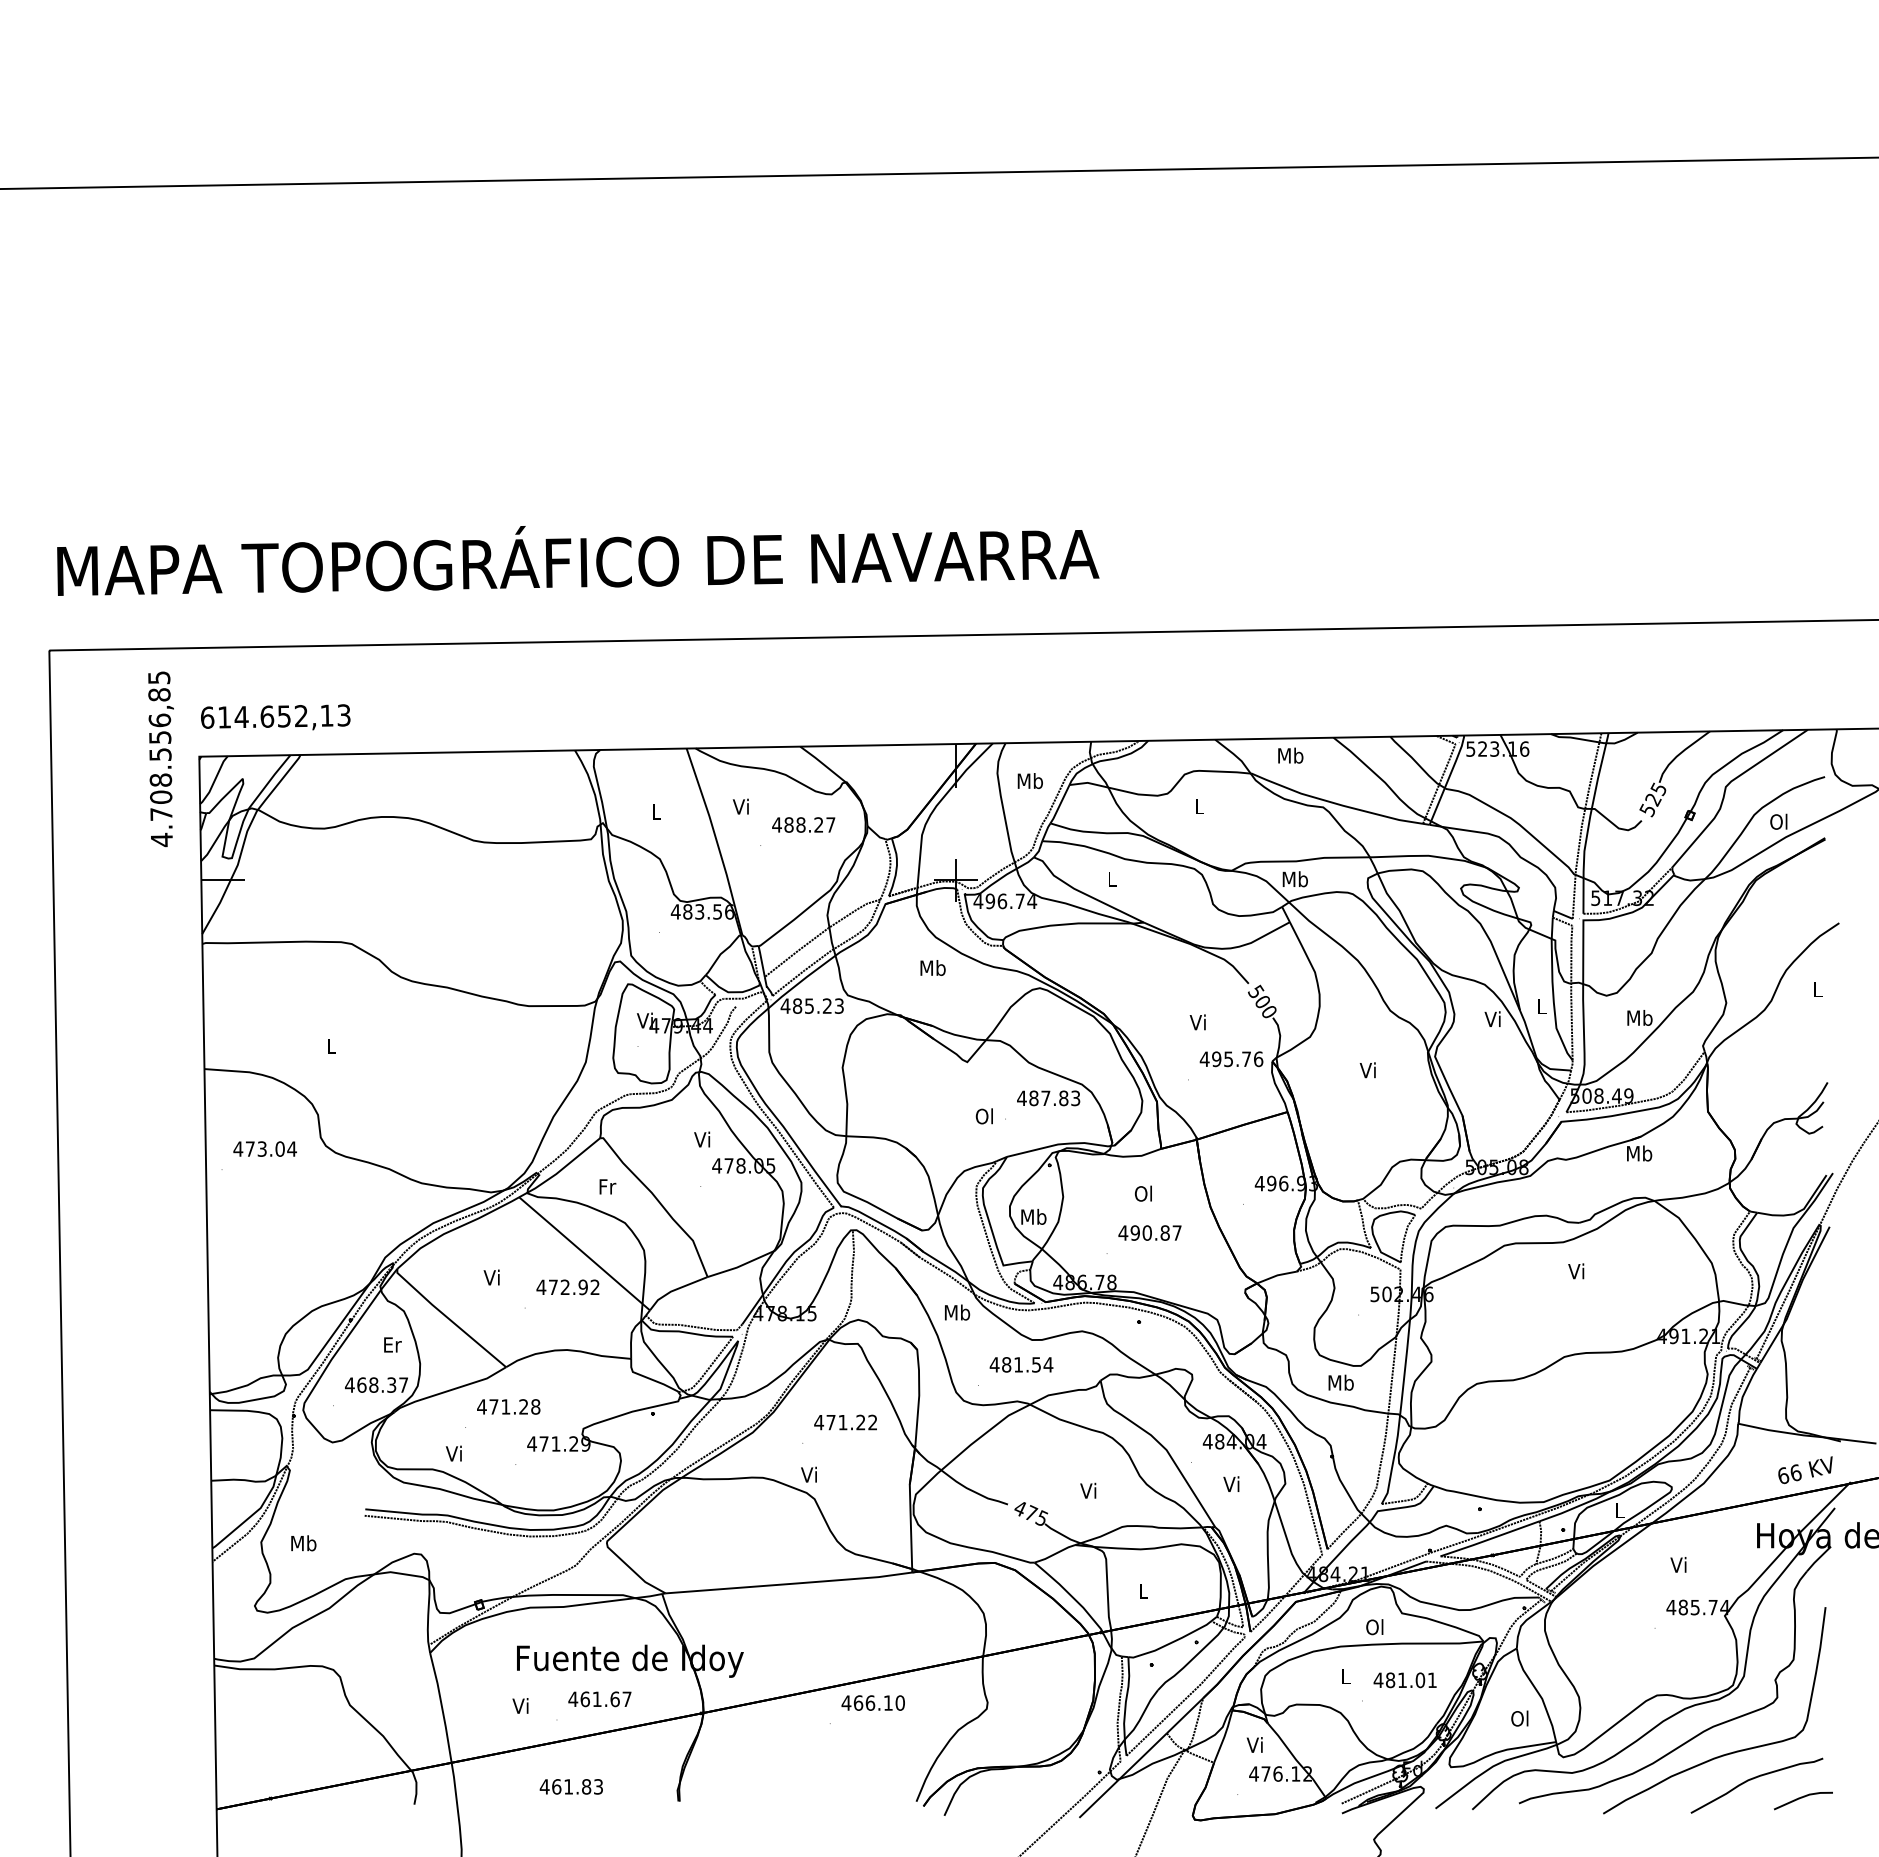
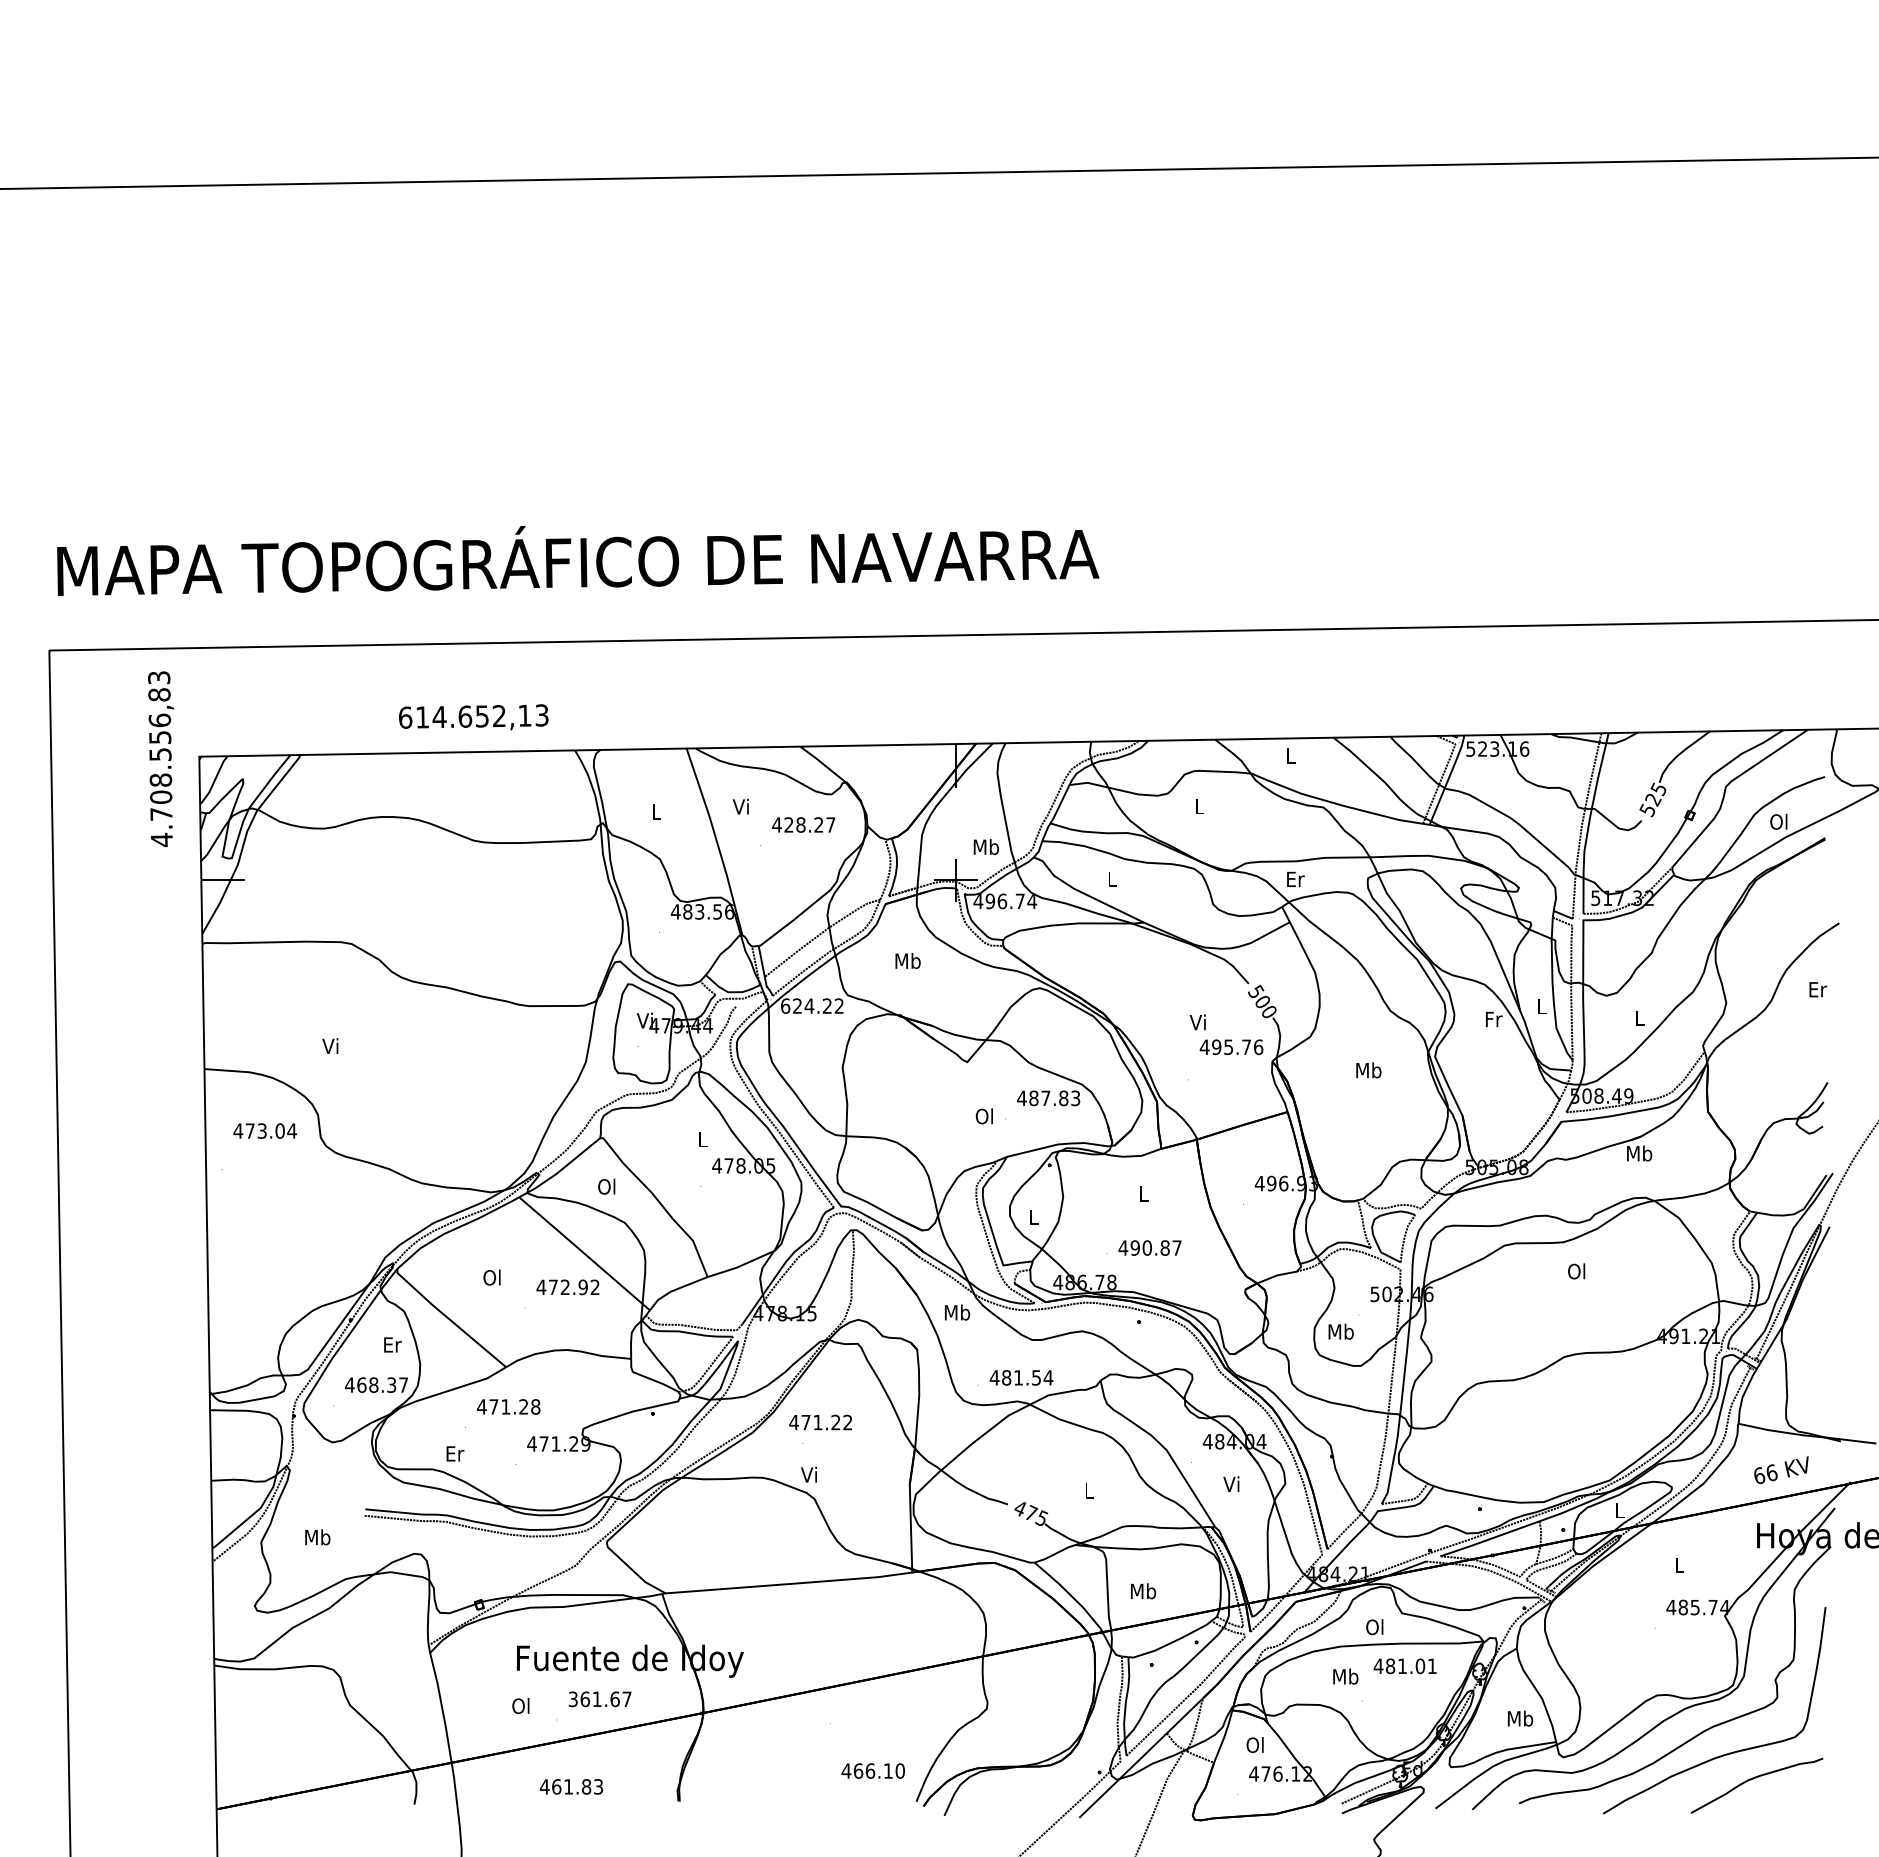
text: 4.708.556,85 -> 4.708.556,83 (158, 677)
text position: (275, 717) -> (473, 717) (473, 717)
text: Mb -> L (1290, 755)
text position: (1029, 780) -> (985, 846) (985, 846)
text: 488.27 -> 428.27 (788, 824)
text: Mb -> Er (1294, 879)
text position: (932, 967) -> (907, 960) (907, 960)
text: L -> Er (1818, 989)
text: 485.23 -> 624.22 (811, 1005)
text: Mb -> L (1639, 1017)
text: Vi -> Fr (1493, 1018)
text: L -> Vi (330, 1045)
text position: (1231, 1059) -> (1231, 1047) (1231, 1047)
text: Vi -> Mb (1368, 1070)
text: Vi -> L (702, 1139)
text position: (264, 1148) -> (264, 1130) (264, 1130)
text: Fr -> Ol (607, 1186)
text: Ol -> L (1142, 1193)
text: Mb -> L (1033, 1216)
text position: (1149, 1232) -> (1149, 1247) (1149, 1247)
text: Vi -> Ol (1576, 1271)
text: Vi -> Ol (491, 1277)
text position: (1021, 1364) -> (1021, 1377) (1021, 1377)
text position: (1340, 1382) -> (1340, 1331) (1340, 1331)
text position: (845, 1422) -> (820, 1422) (820, 1422)
text: Vi -> Er (454, 1453)
text position: (1805, 1470) -> (1781, 1470) (1781, 1470)
text: Vi -> L (1088, 1490)
text position: (303, 1543) -> (317, 1537) (317, 1537)
text: Vi -> L (1678, 1564)
text: L -> Mb (1143, 1591)
text: L -> Mb (1345, 1676)
text position: (1404, 1680) -> (1404, 1666) (1404, 1666)
text: 461.67 -> 361.67 (573, 1699)
text position: (872, 1702) -> (872, 1770) (872, 1770)
text: Vi -> Ol (520, 1706)
text: Ol -> Mb (1520, 1718)
text: Vi -> Ol (1254, 1745)
line: present -> none (1802, 1798)
